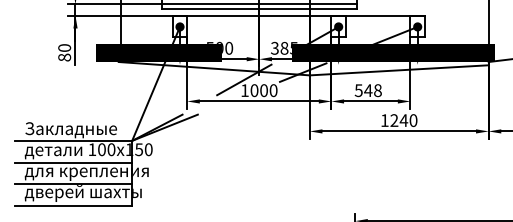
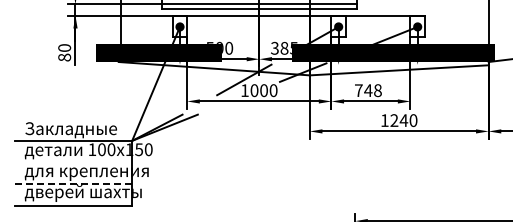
text: 548 -> 748 (358, 90)
line: present -> none (73, 162)
line: solid -> dashed (74, 184)
